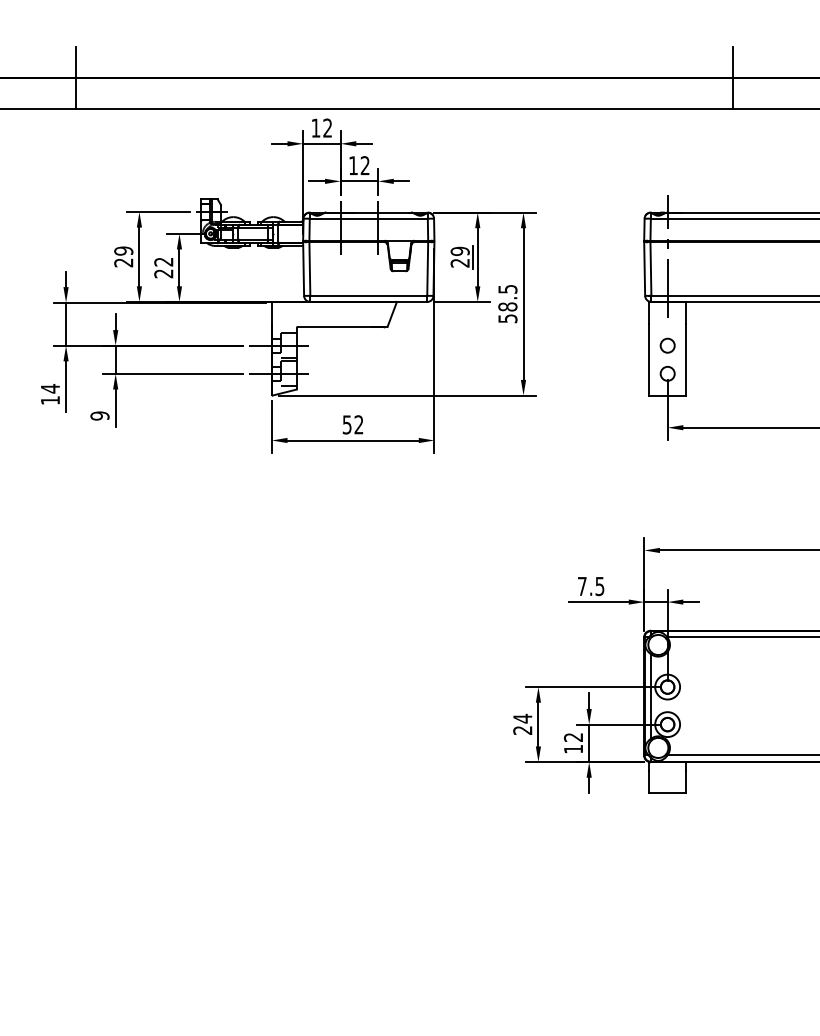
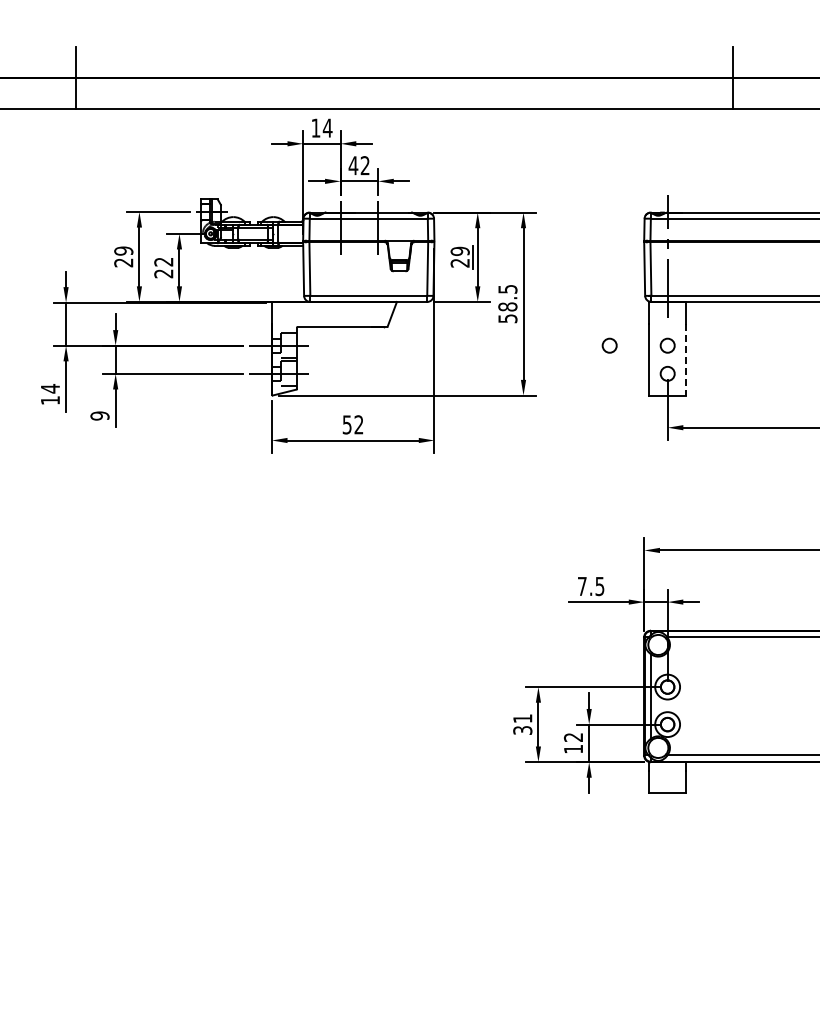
text: 12 -> 14 (327, 127)
text: 12 -> 42 (353, 165)
circle: none -> present (609, 345)
line: solid -> dashed (686, 359)
text: 24 -> 31 (522, 723)
